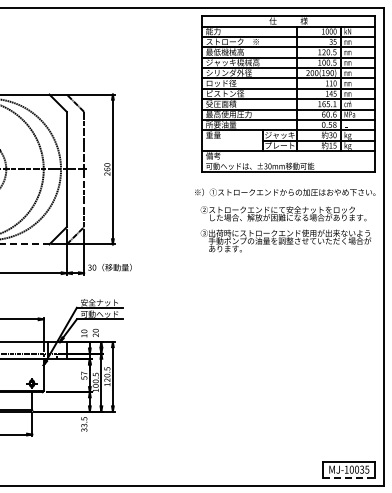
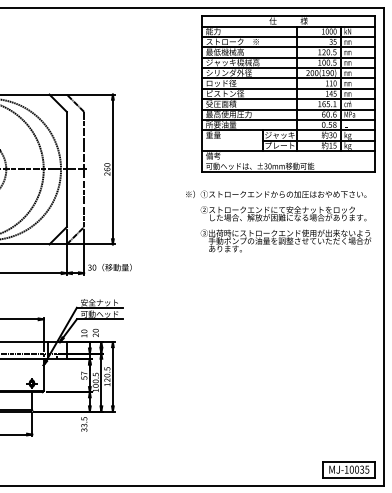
text position: (285, 192) -> (276, 194) (276, 194)
line: dashed -> solid (25, 244)
line: dashed -> solid (349, 477)
